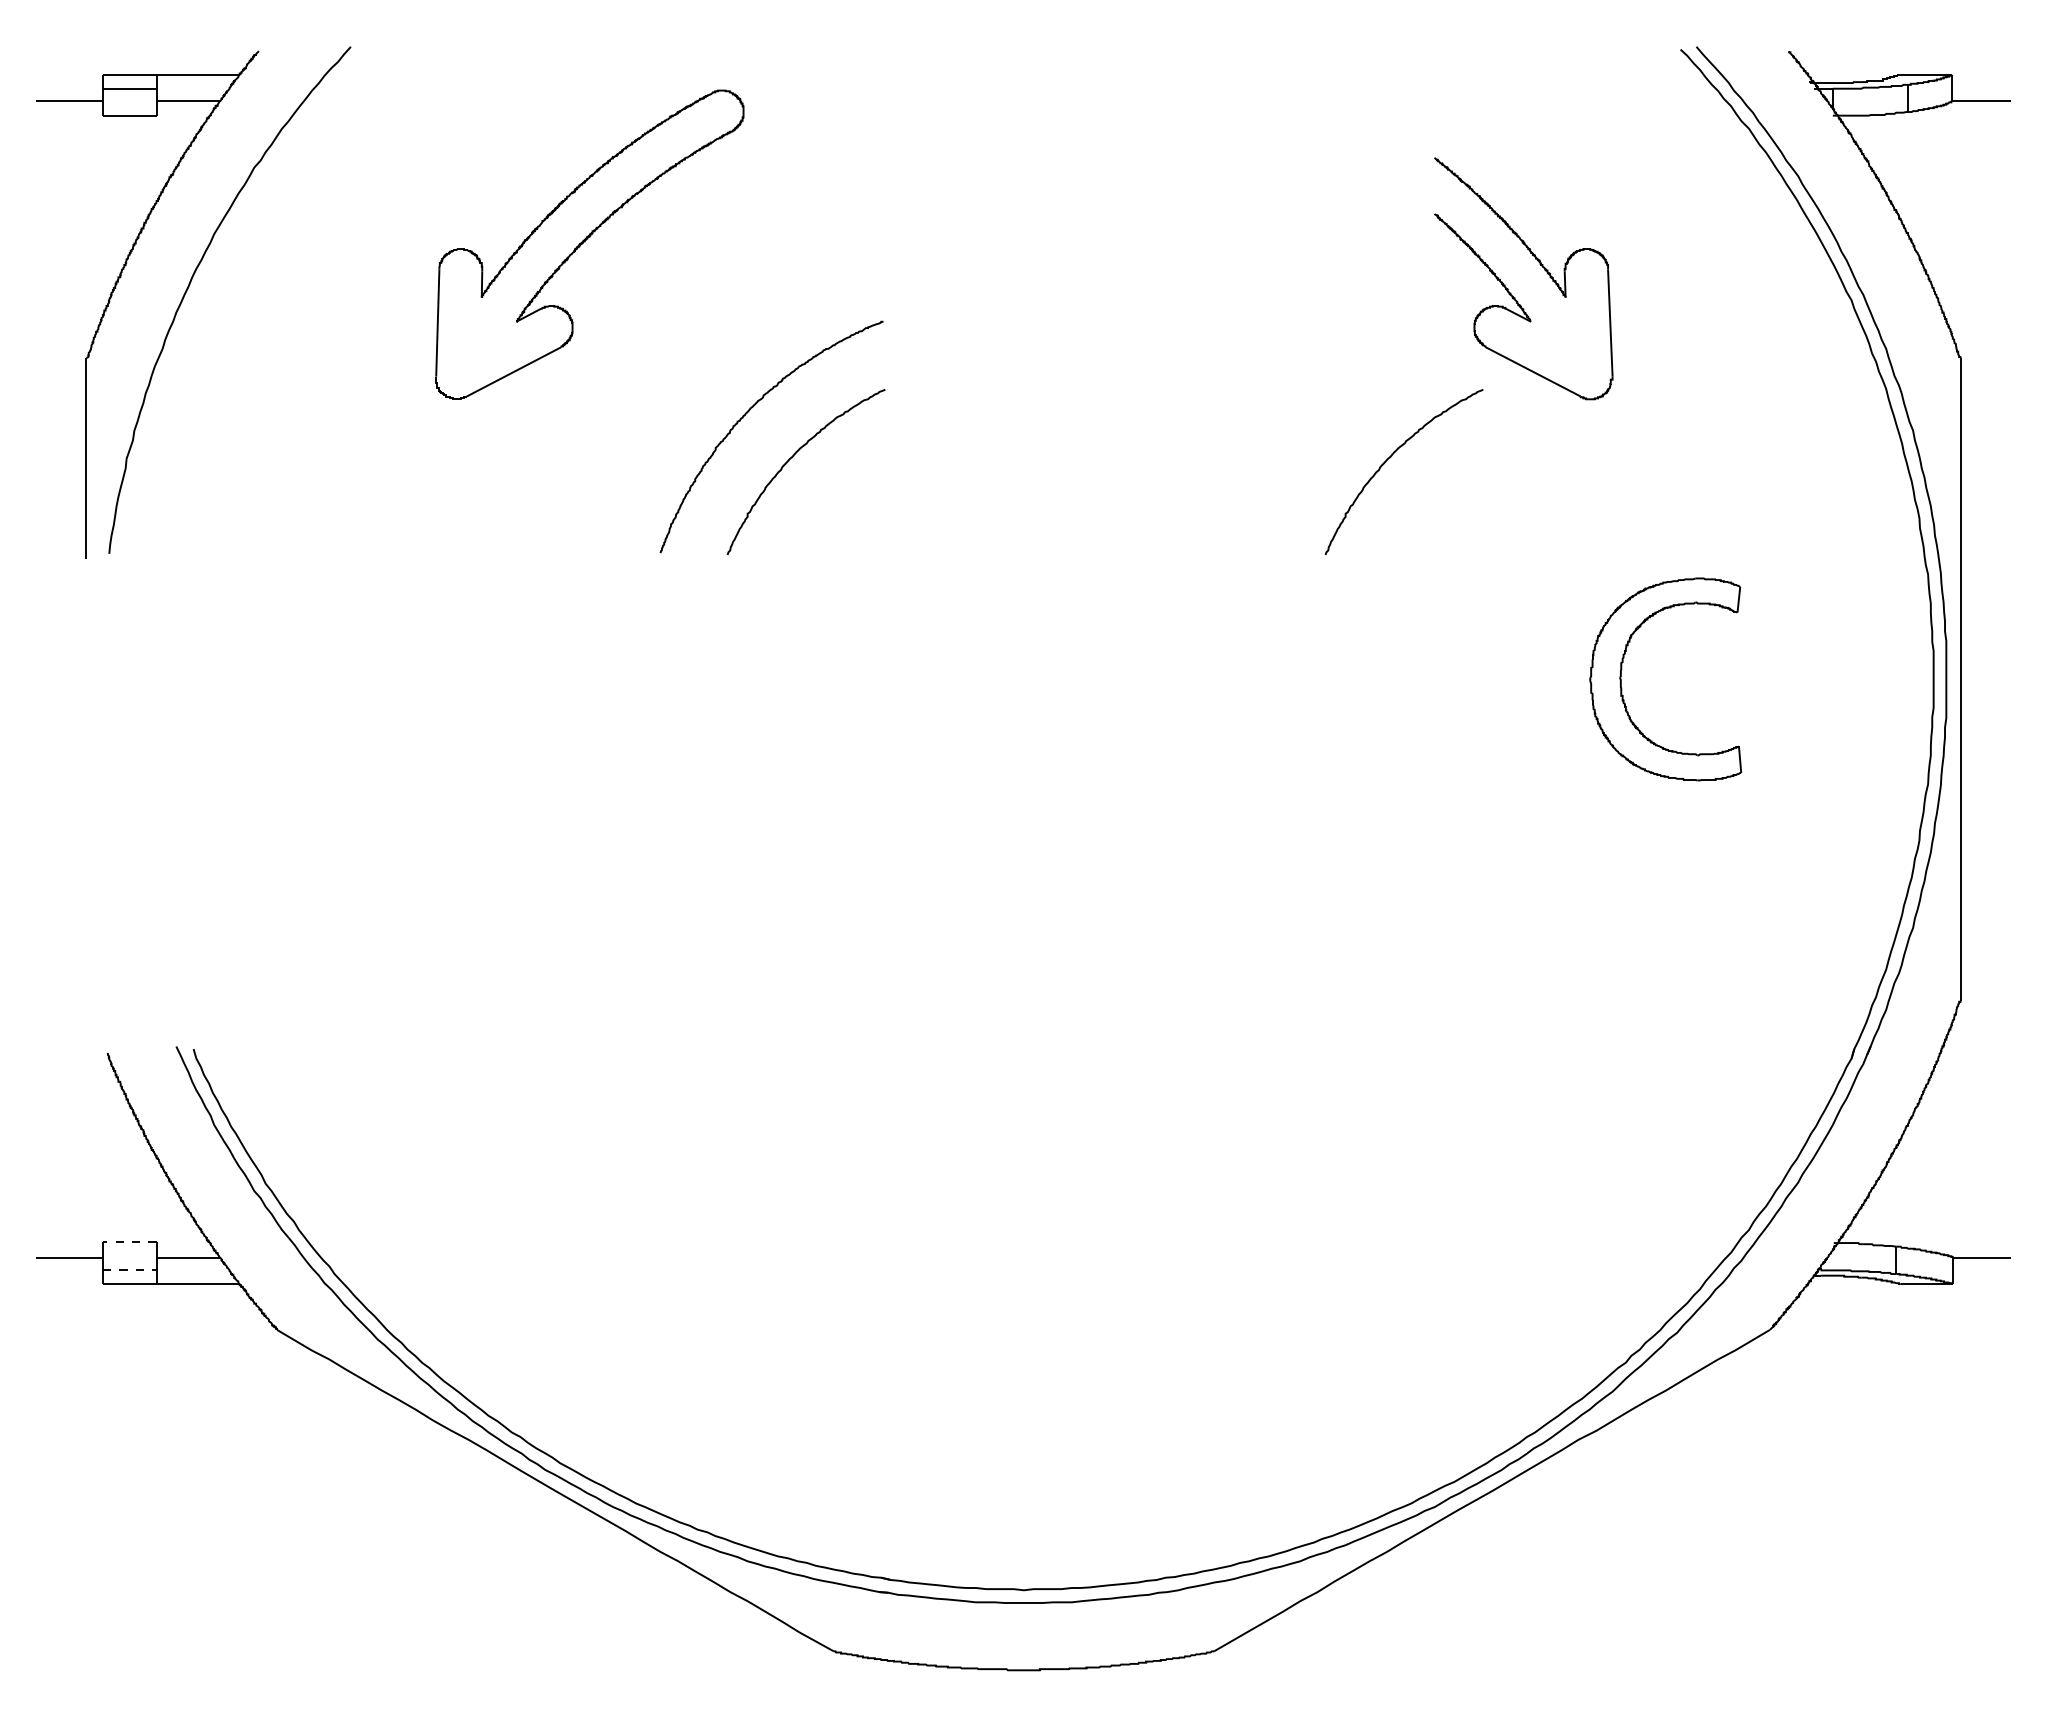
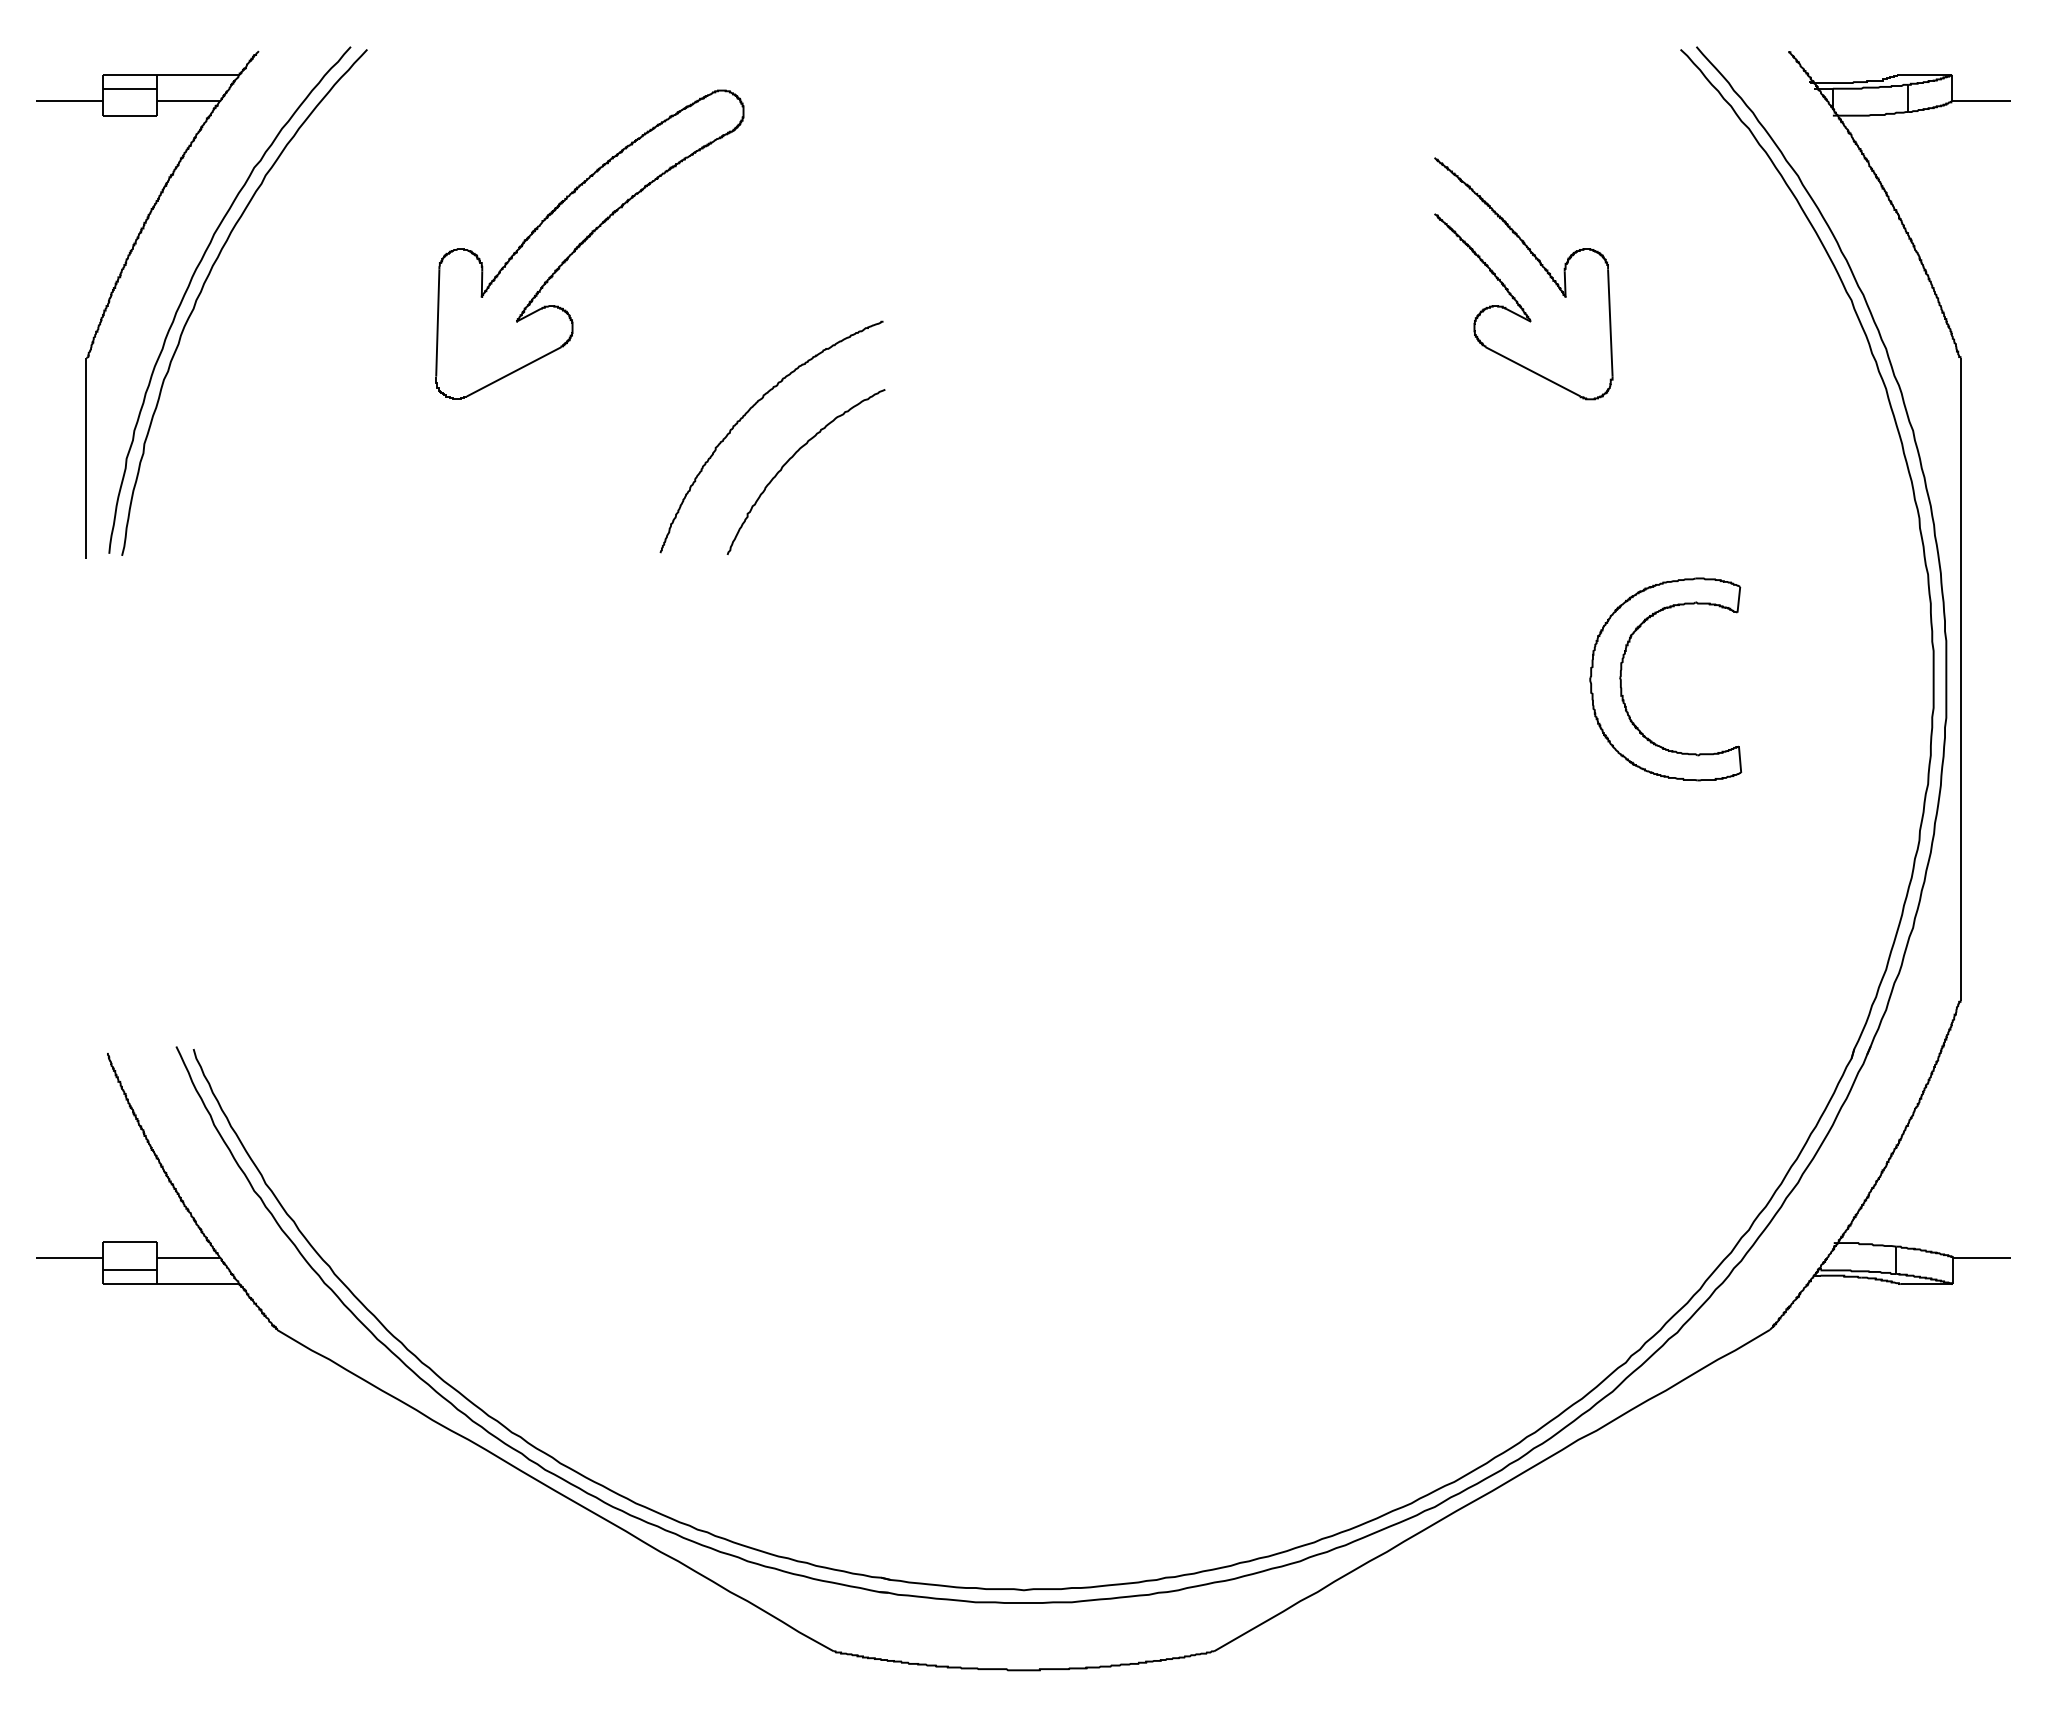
curve: none -> present (203, 288)
curve: present -> none (1390, 458)
line: dashed -> solid (129, 1242)
line: dashed -> solid (129, 1270)
